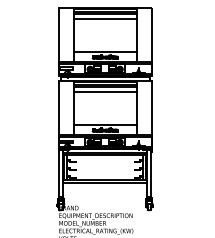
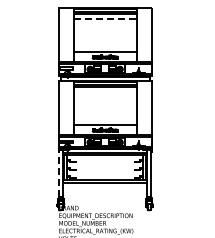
line: solid -> dashed (105, 18)
line: present -> none (104, 91)
line: solid -> dashed (58, 173)
